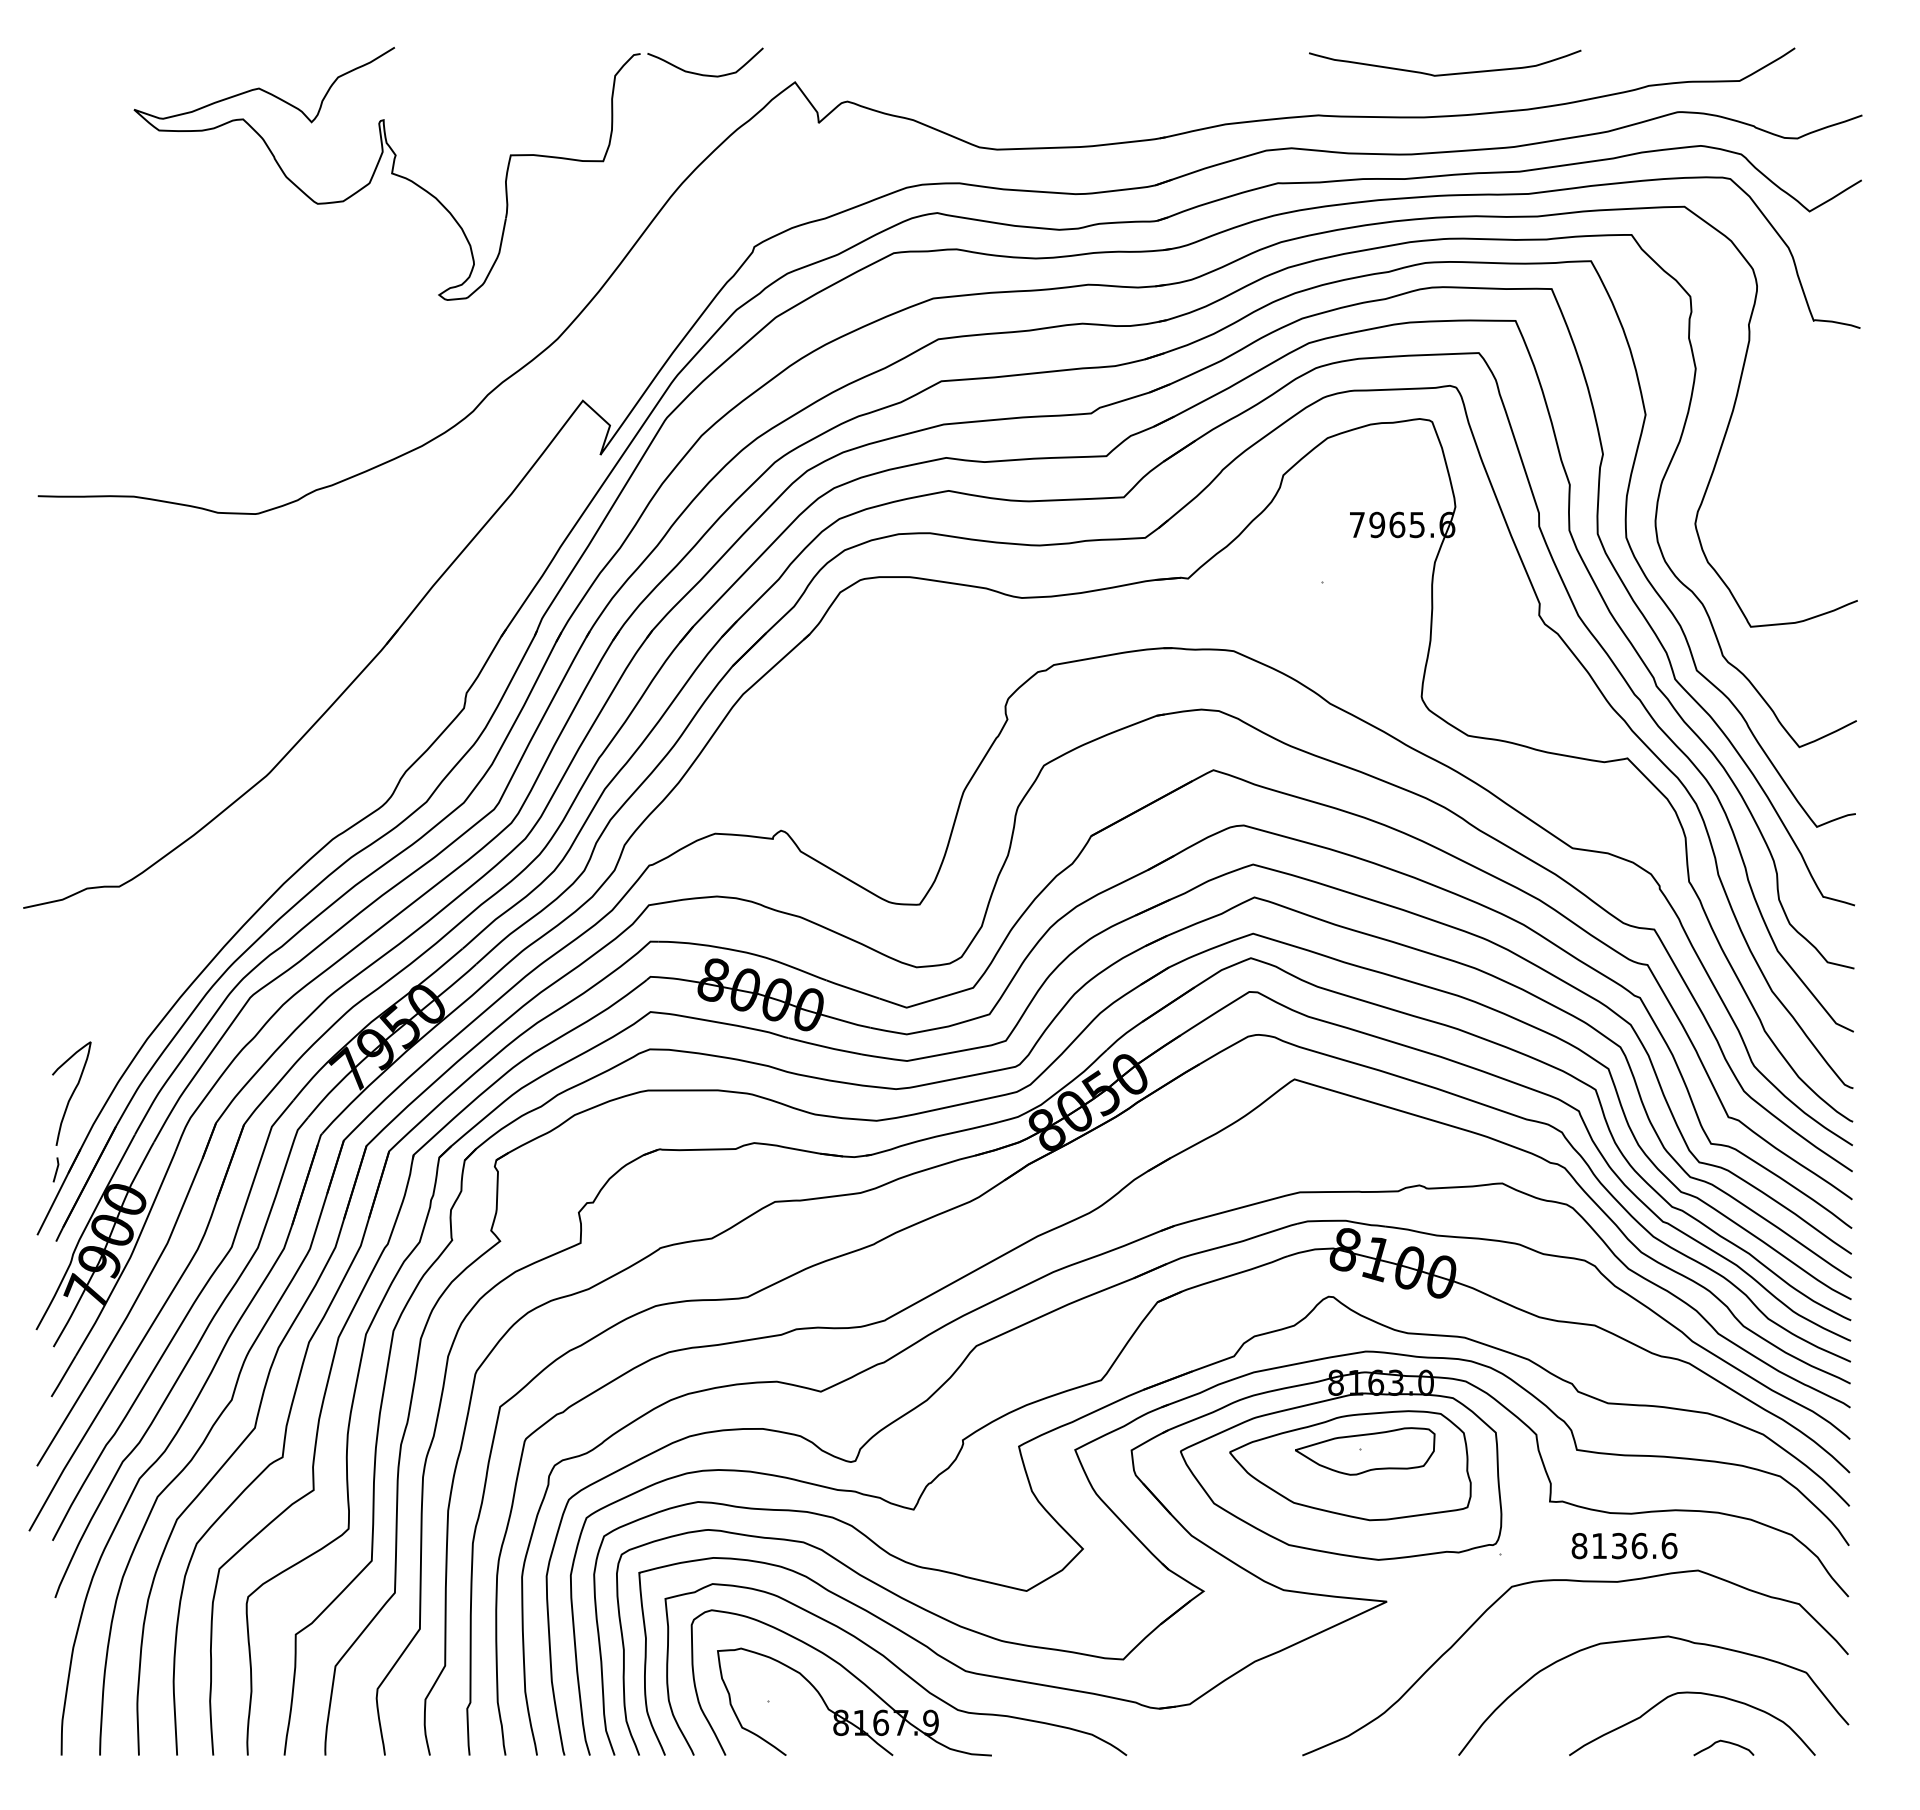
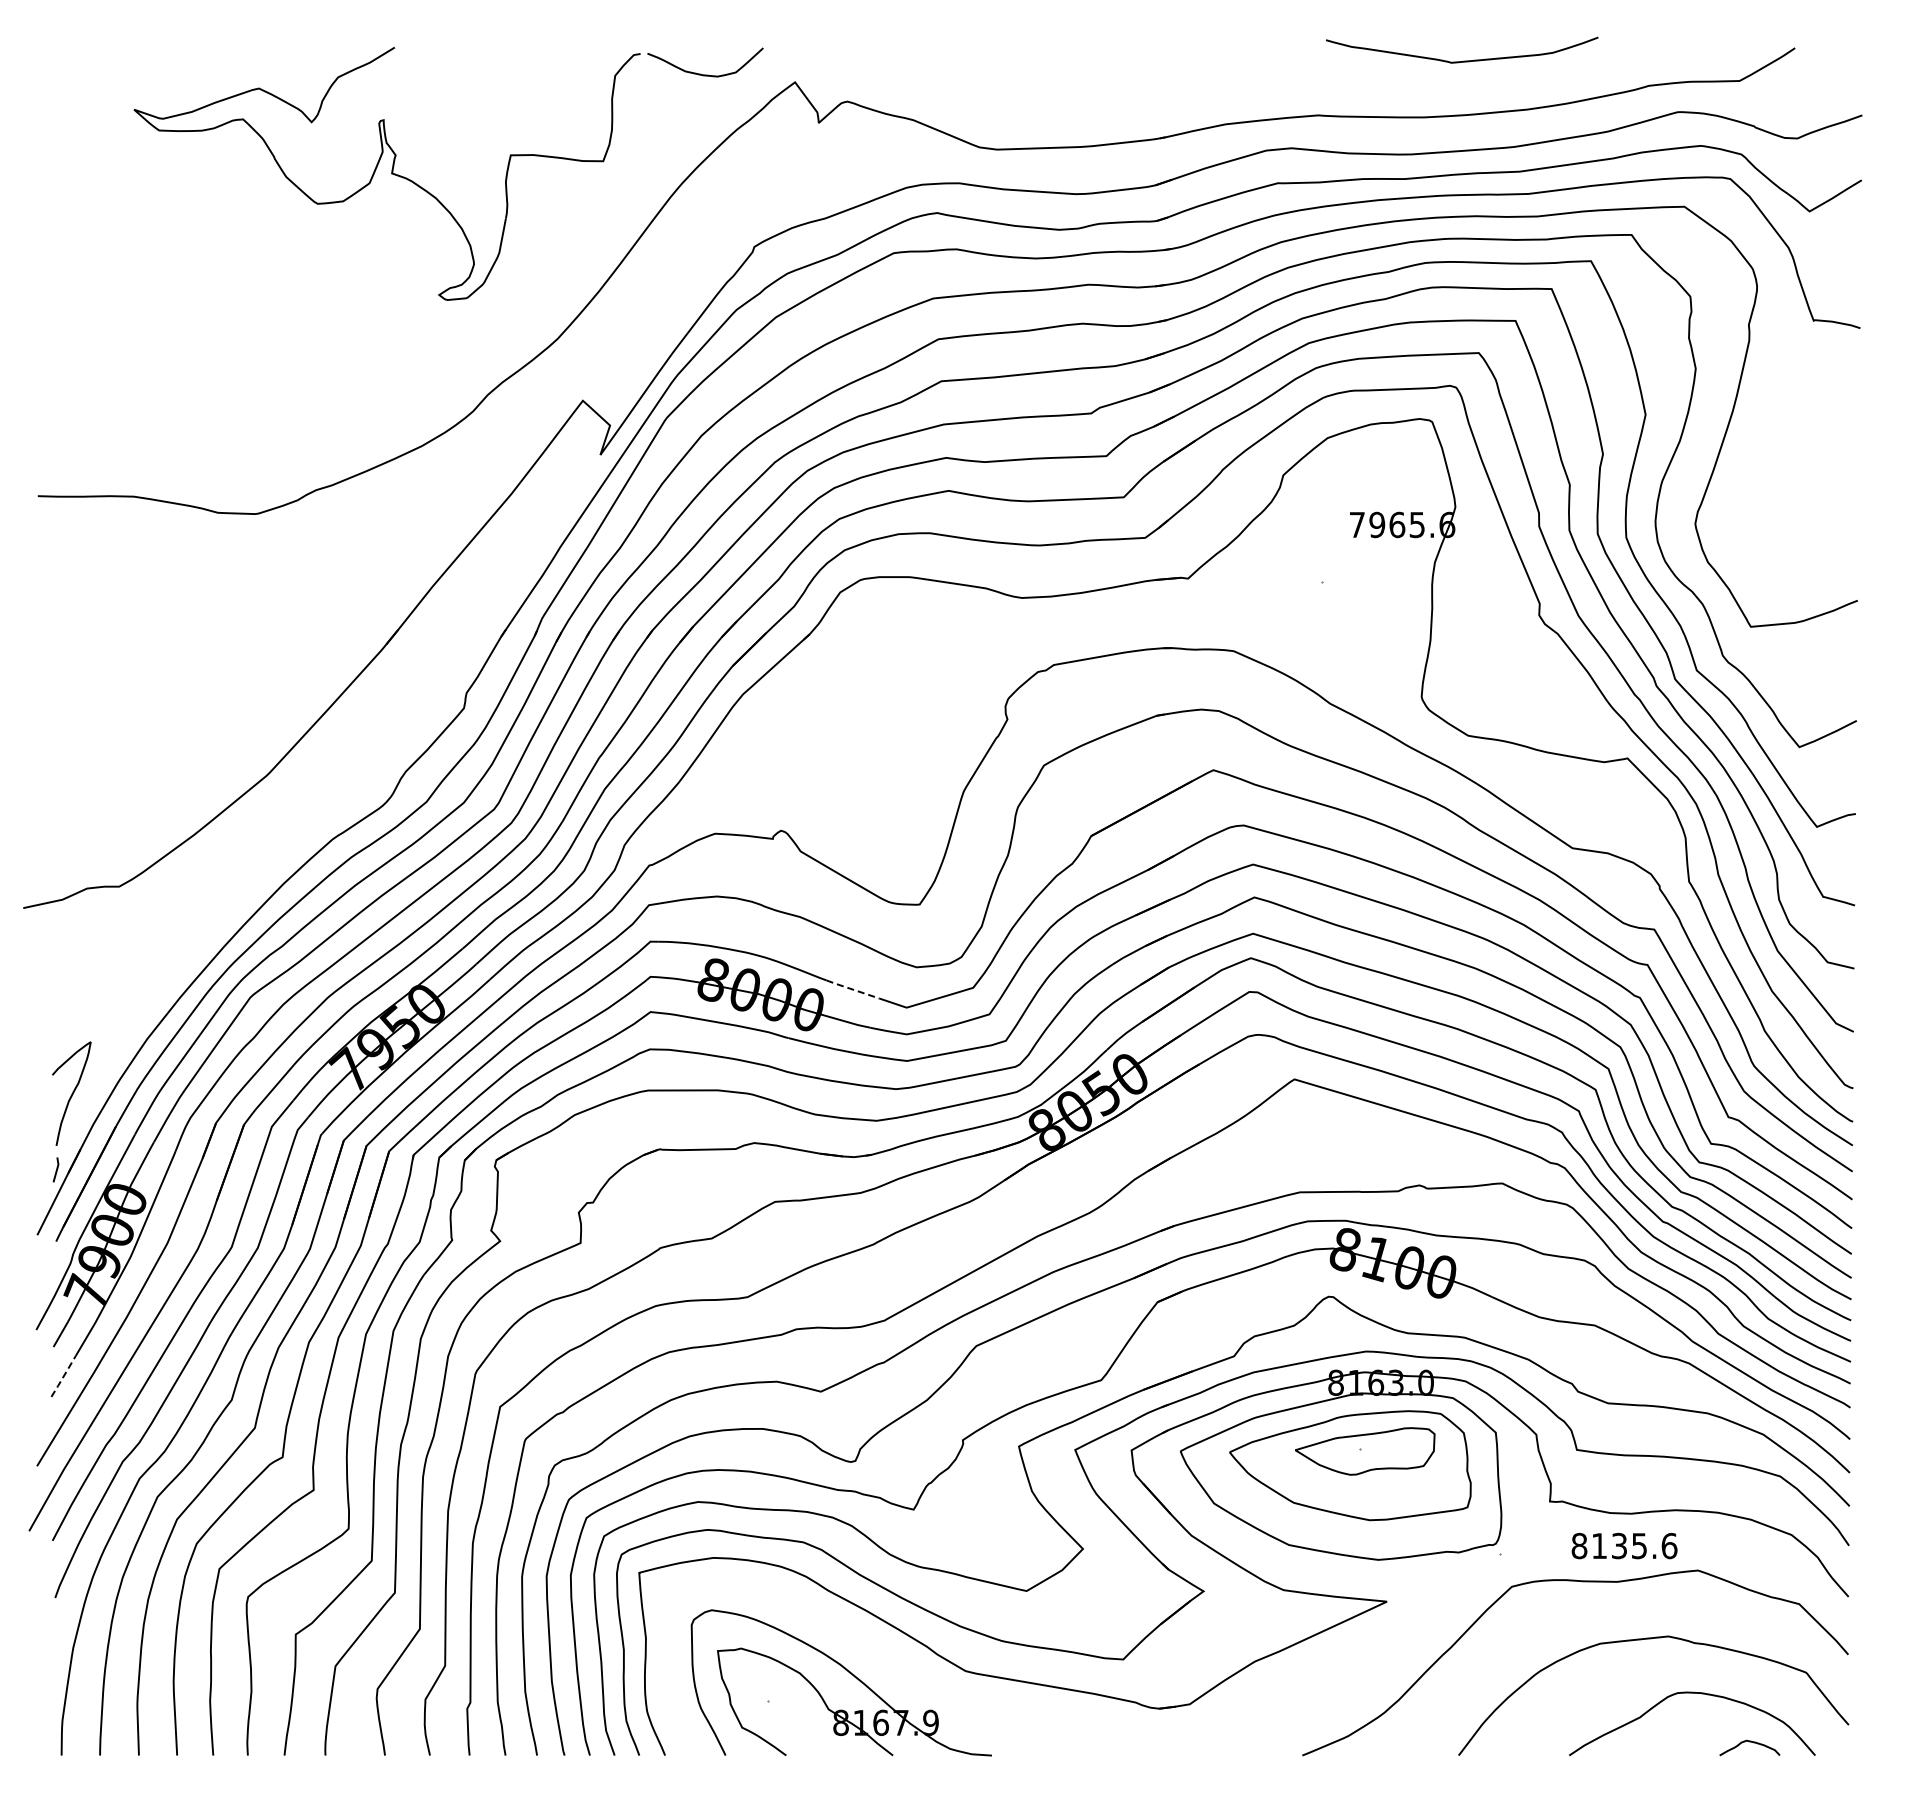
curve position: (1446, 73) -> (1463, 60) (1463, 60)
line: solid -> dashed (852, 989)
line: solid -> dashed (63, 1377)
text: 8136.6 -> 8135.6 (1639, 1545)
curve: present -> none (896, 1667)
curve position: (1723, 1742) -> (1749, 1742) (1749, 1742)
